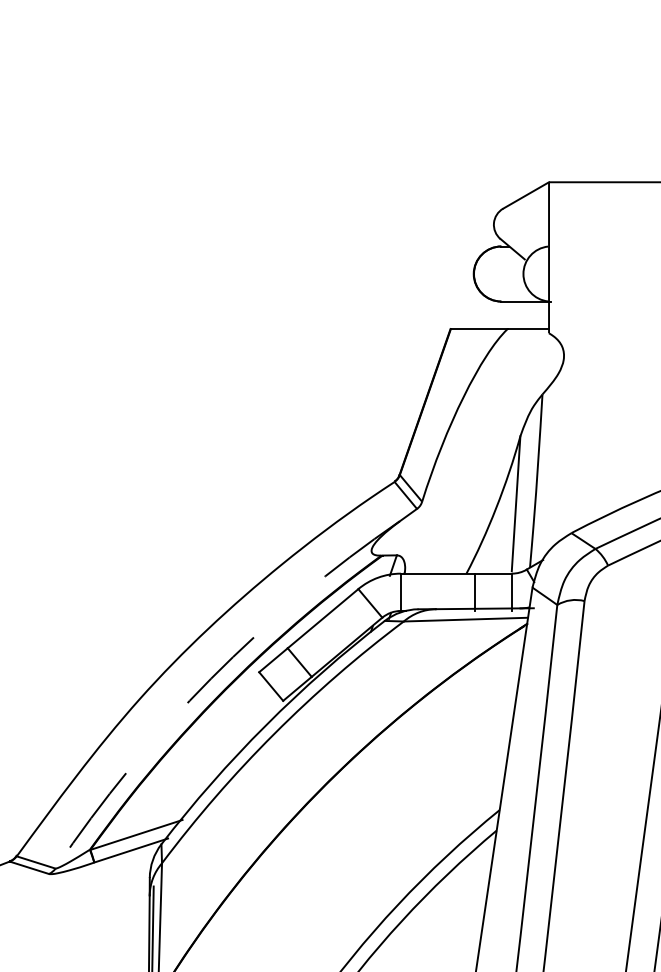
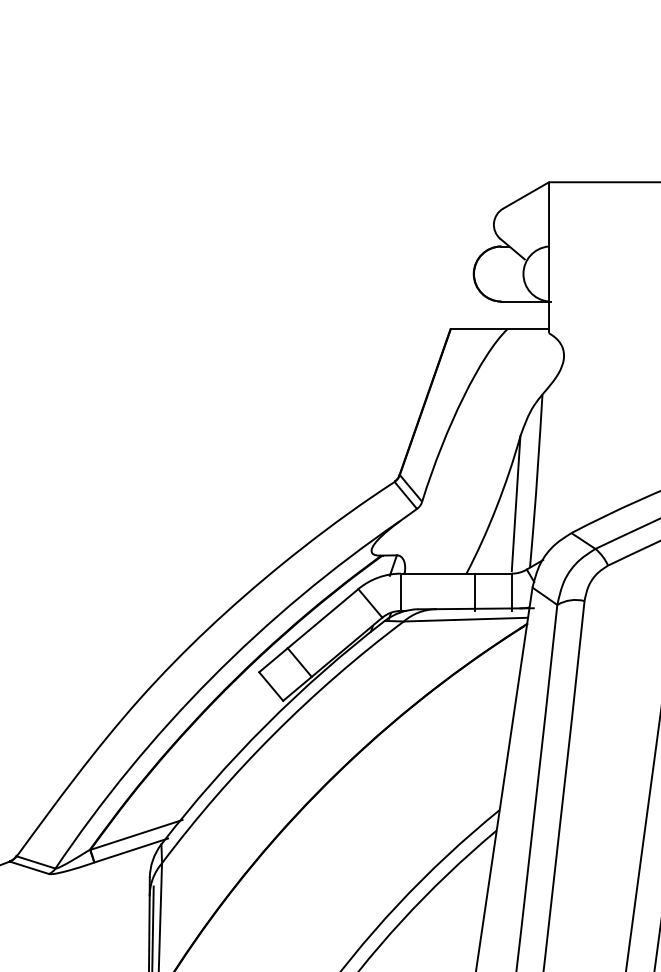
arc: dashed -> solid (211, 678)
